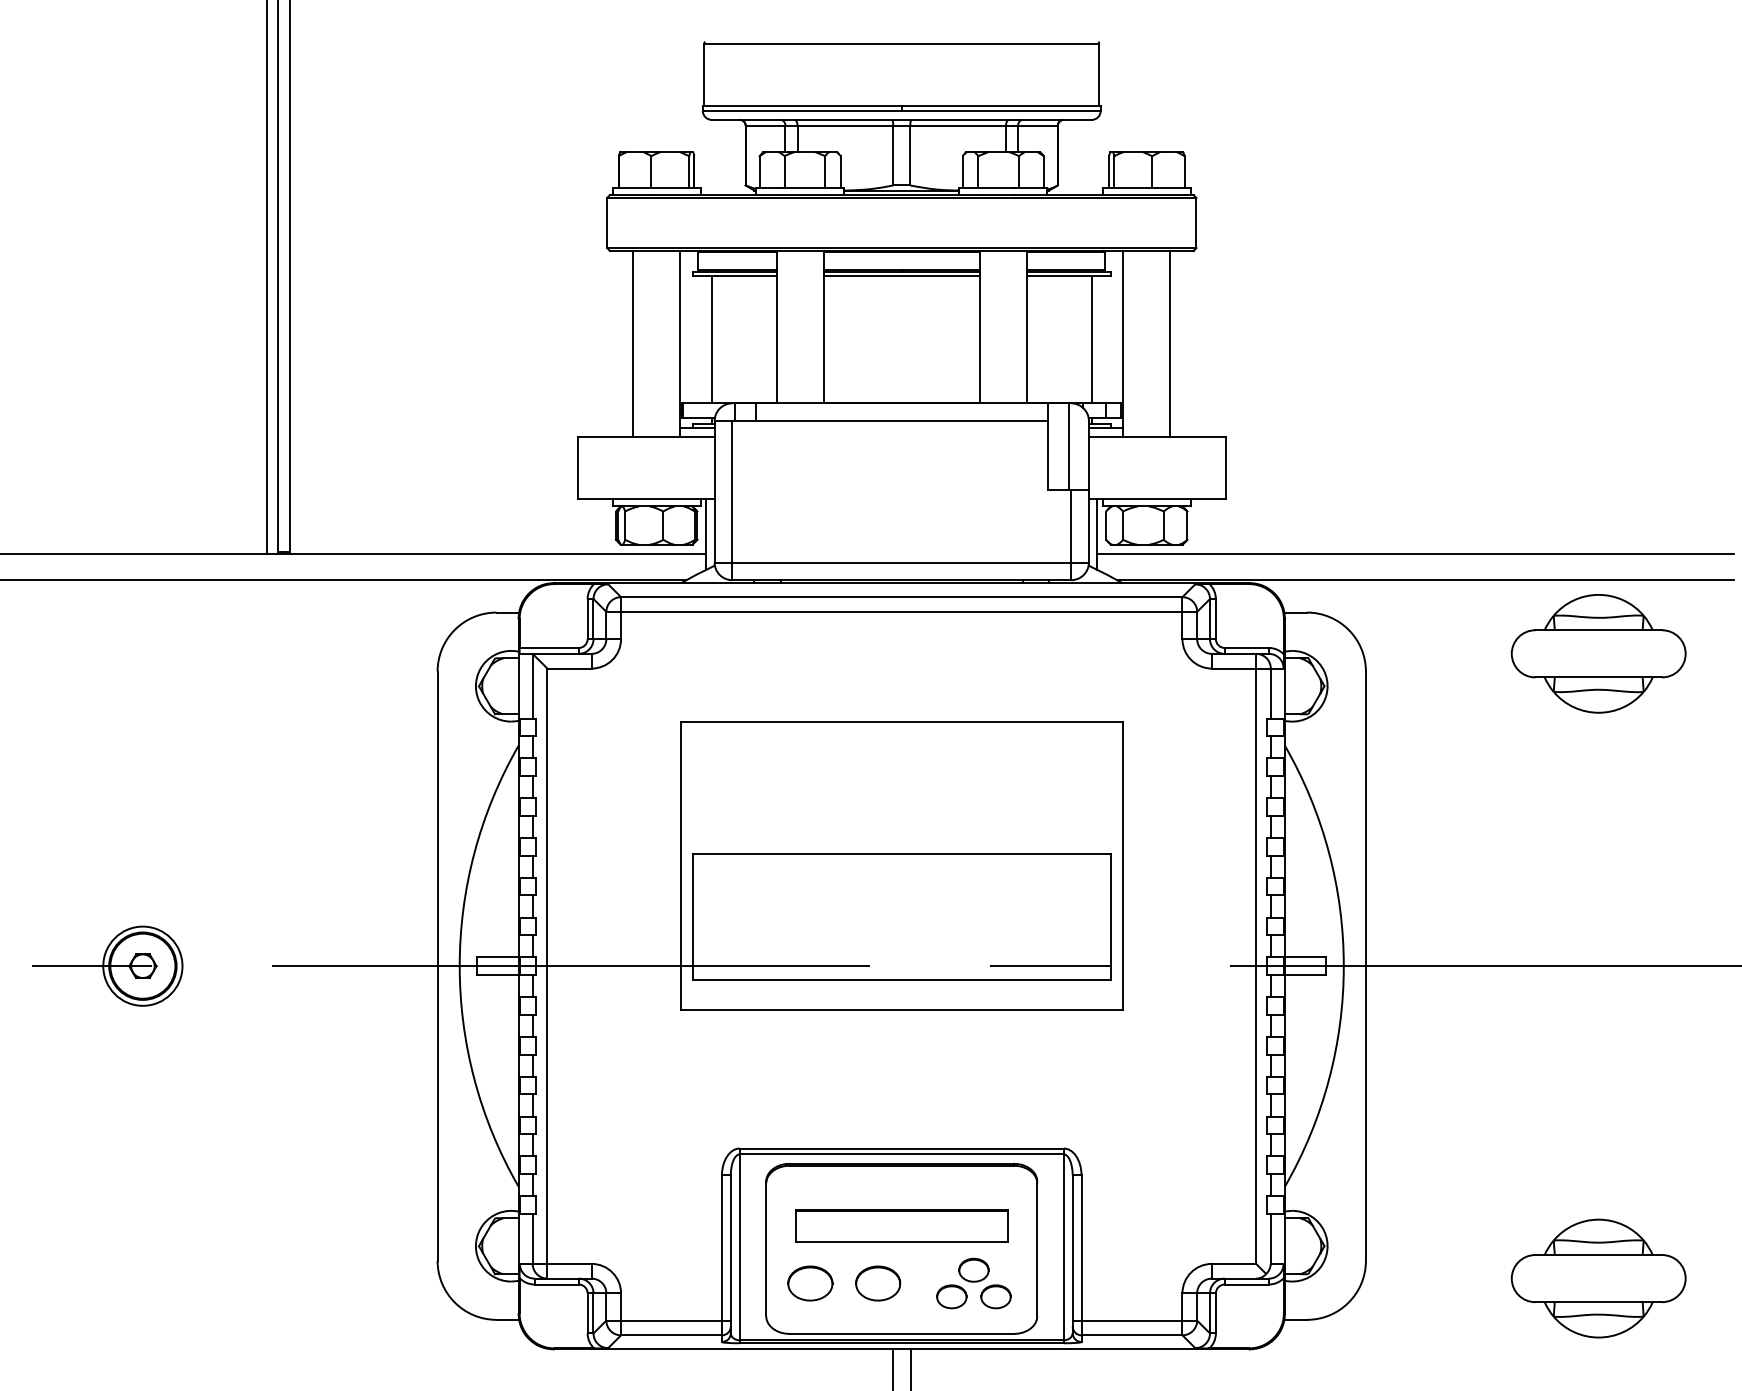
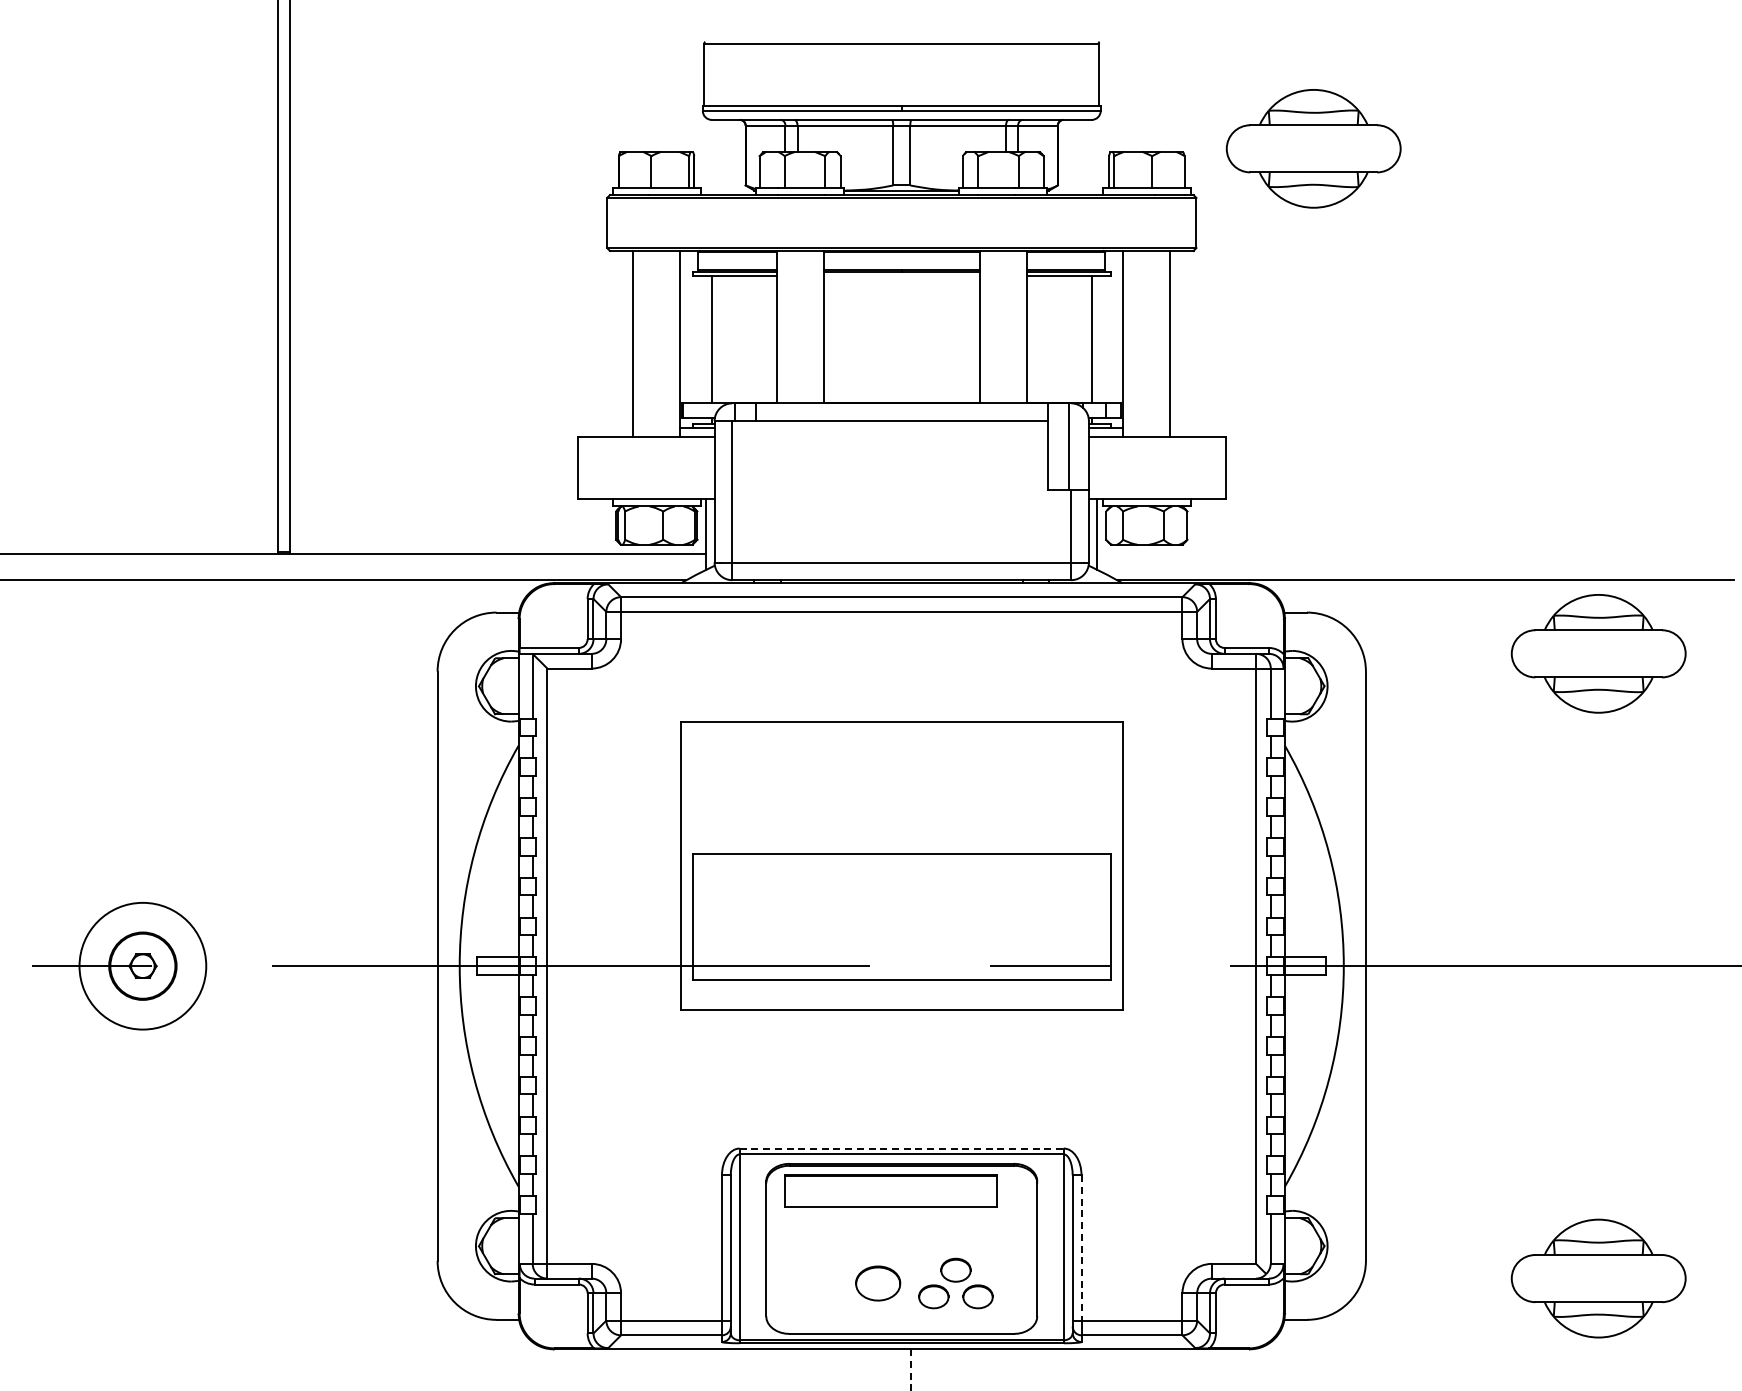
part: none -> present (1313, 148)
line: present -> none (901, 276)
line: present -> none (266, 277)
line: present -> none (1415, 553)
circle diameter: 79 px -> 127 px (142, 965)
line: solid -> dashed (902, 1148)
part position: (901, 1225) -> (890, 1190) (890, 1190)
line: solid -> dashed (1081, 1247)
part: present -> none (810, 1283)
part position: (973, 1283) -> (955, 1283) (955, 1283)
line: present -> none (892, 1368)
line: solid -> dashed (910, 1369)
